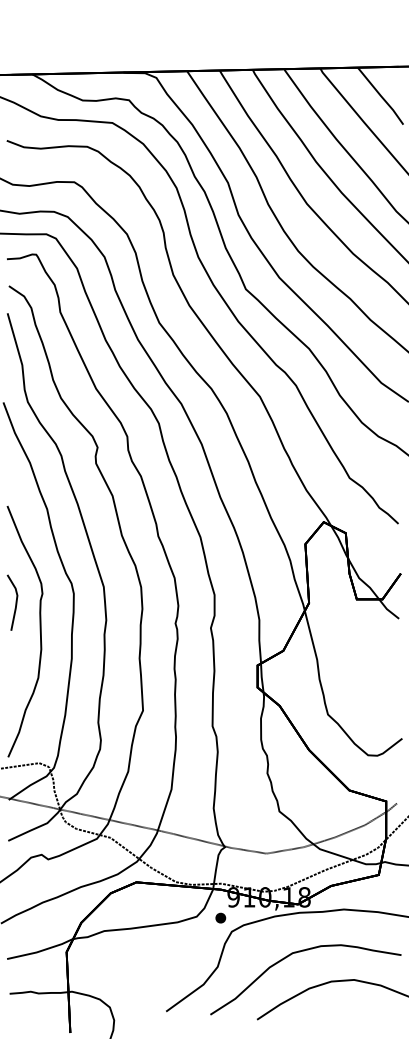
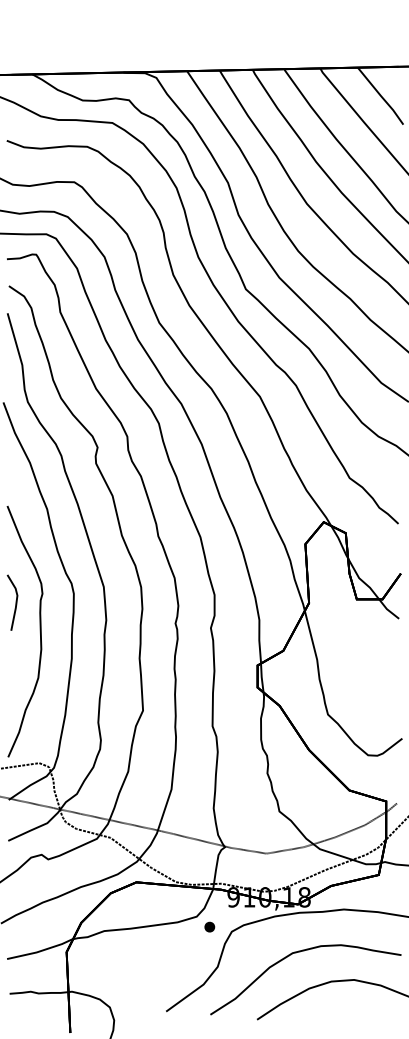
part position: (220, 917) -> (209, 926) (209, 926)
